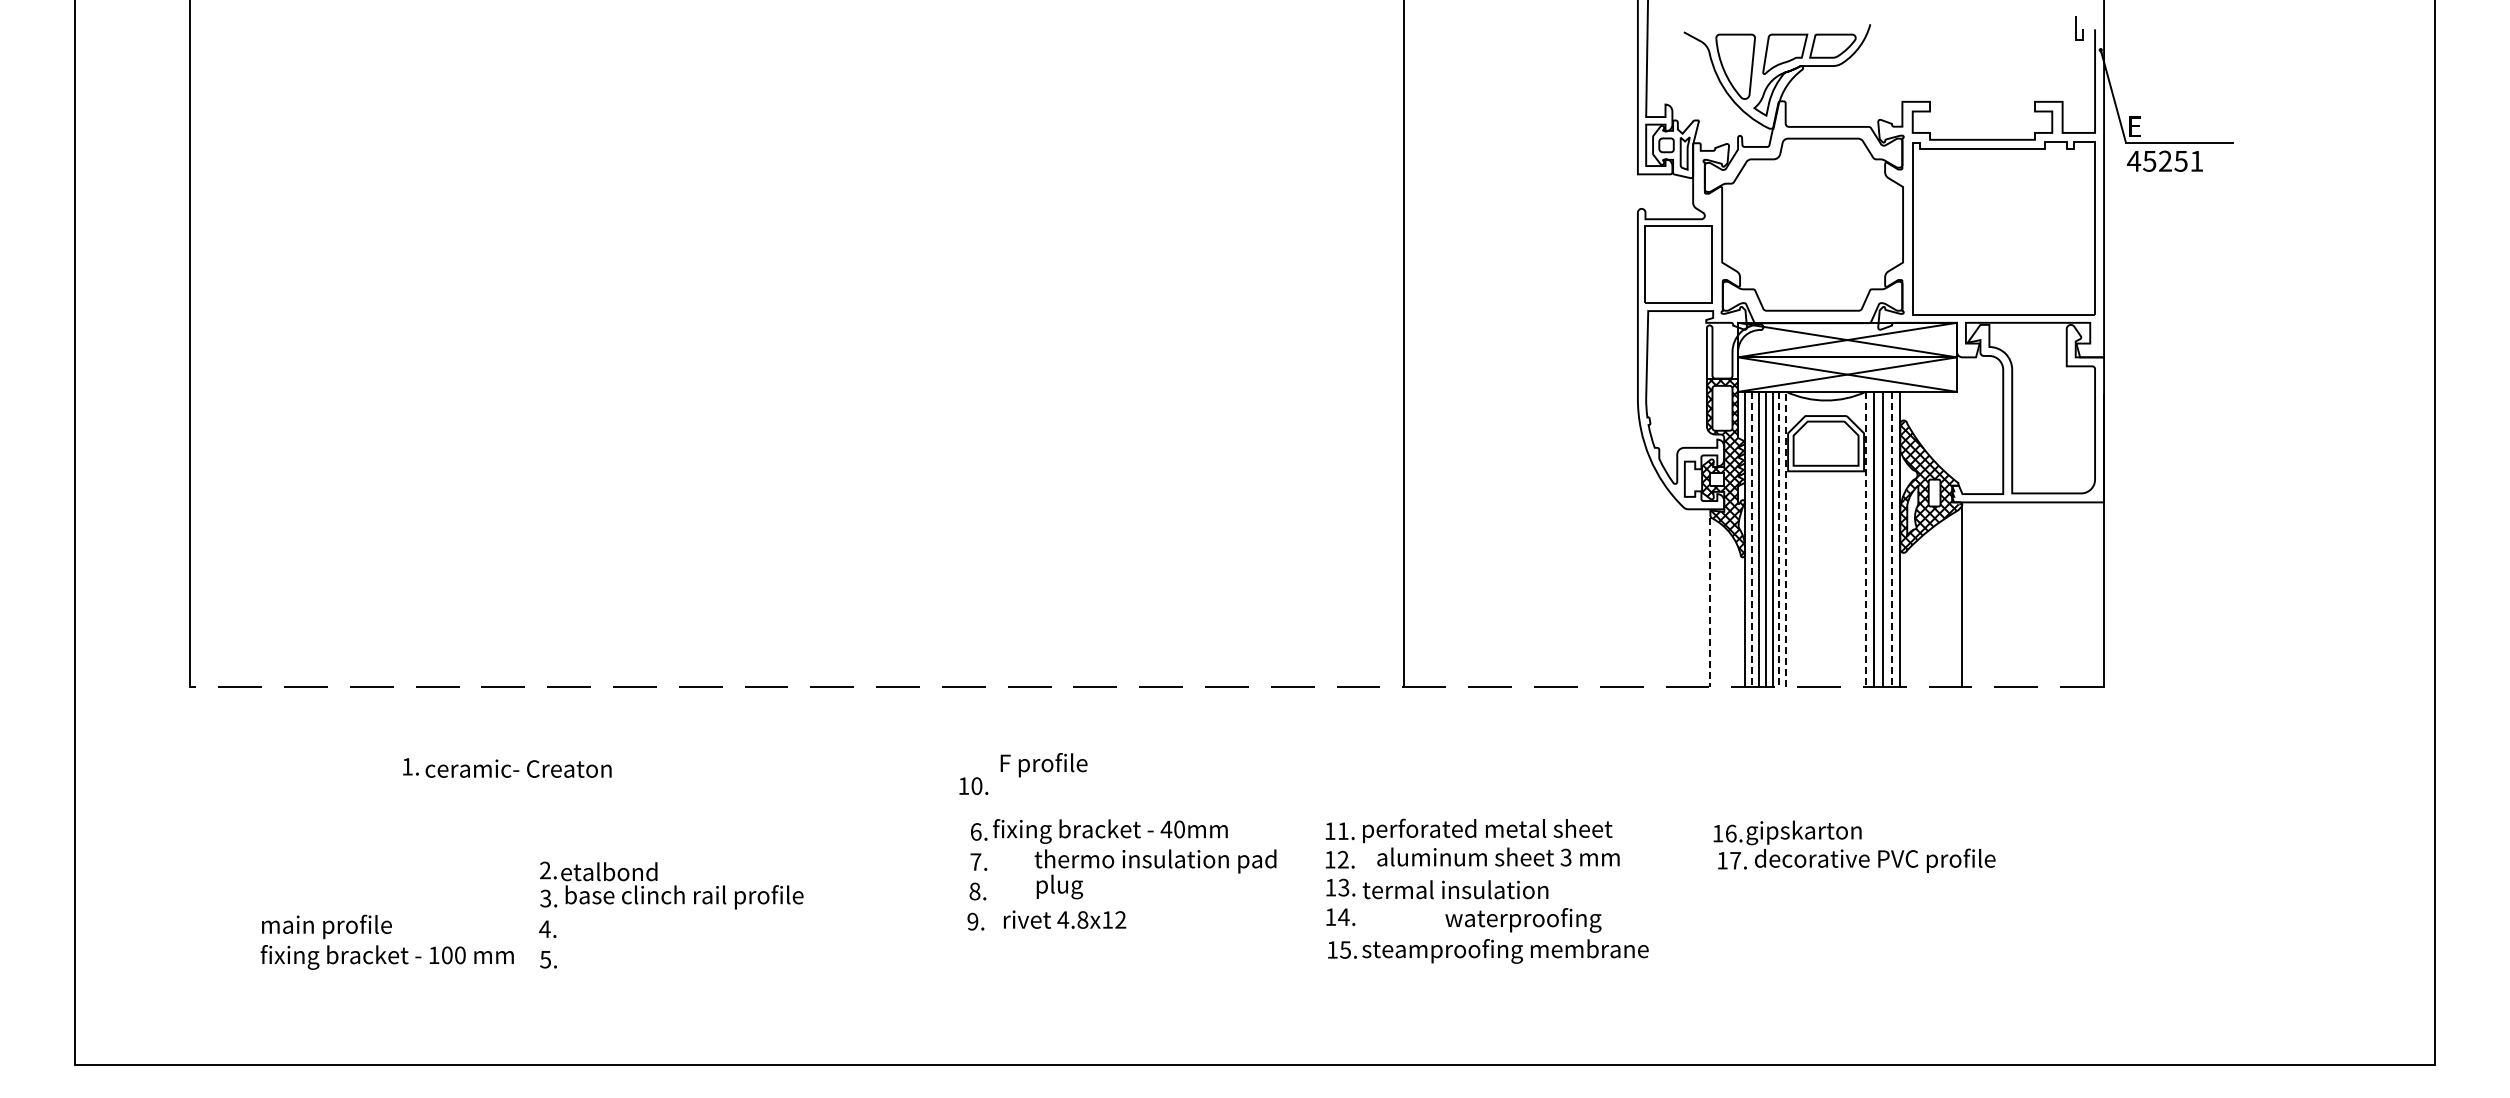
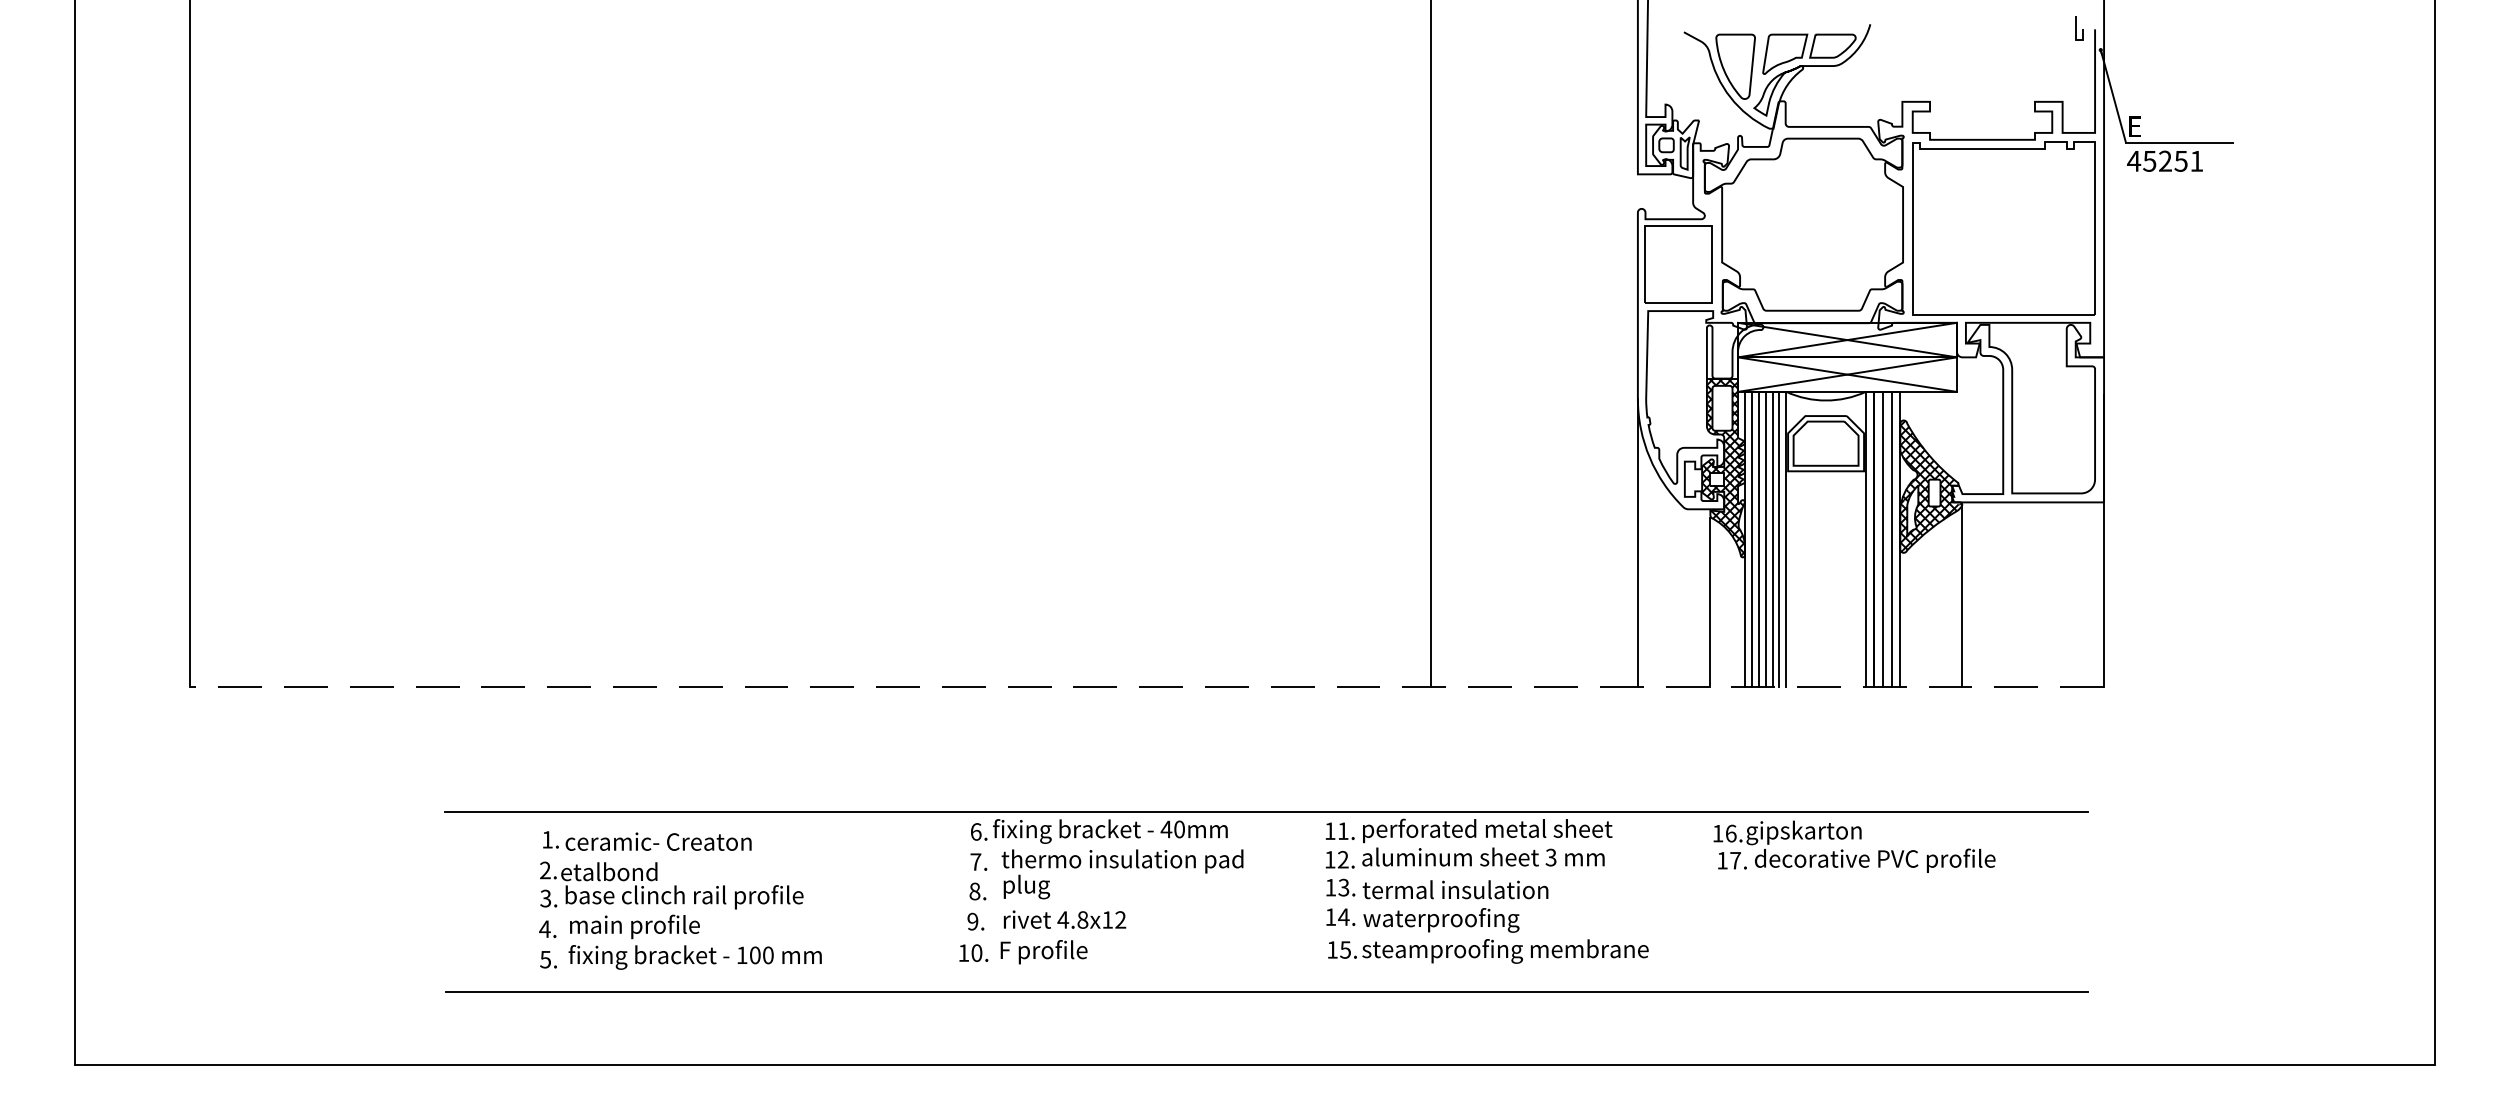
line position: (1403, 344) -> (1430, 344) (1430, 344)
line: dashed -> solid (1751, 539)
line: dashed -> solid (1779, 539)
line: dashed -> solid (1786, 539)
line: dashed -> solid (1865, 539)
line: dashed -> solid (1891, 539)
line: none -> present (1637, 542)
line: dashed -> solid (1710, 602)
text position: (1043, 765) -> (1043, 952) (1043, 952)
text position: (507, 767) -> (647, 840) (647, 840)
text position: (973, 785) -> (973, 952) (973, 952)
line: none -> present (1266, 812)
text position: (1498, 856) -> (1483, 856) (1483, 856)
text position: (1155, 874) -> (1122, 874) (1122, 874)
text position: (1523, 920) -> (1441, 920) (1441, 920)
text position: (386, 941) -> (694, 941) (694, 941)
line: none -> present (1266, 991)
